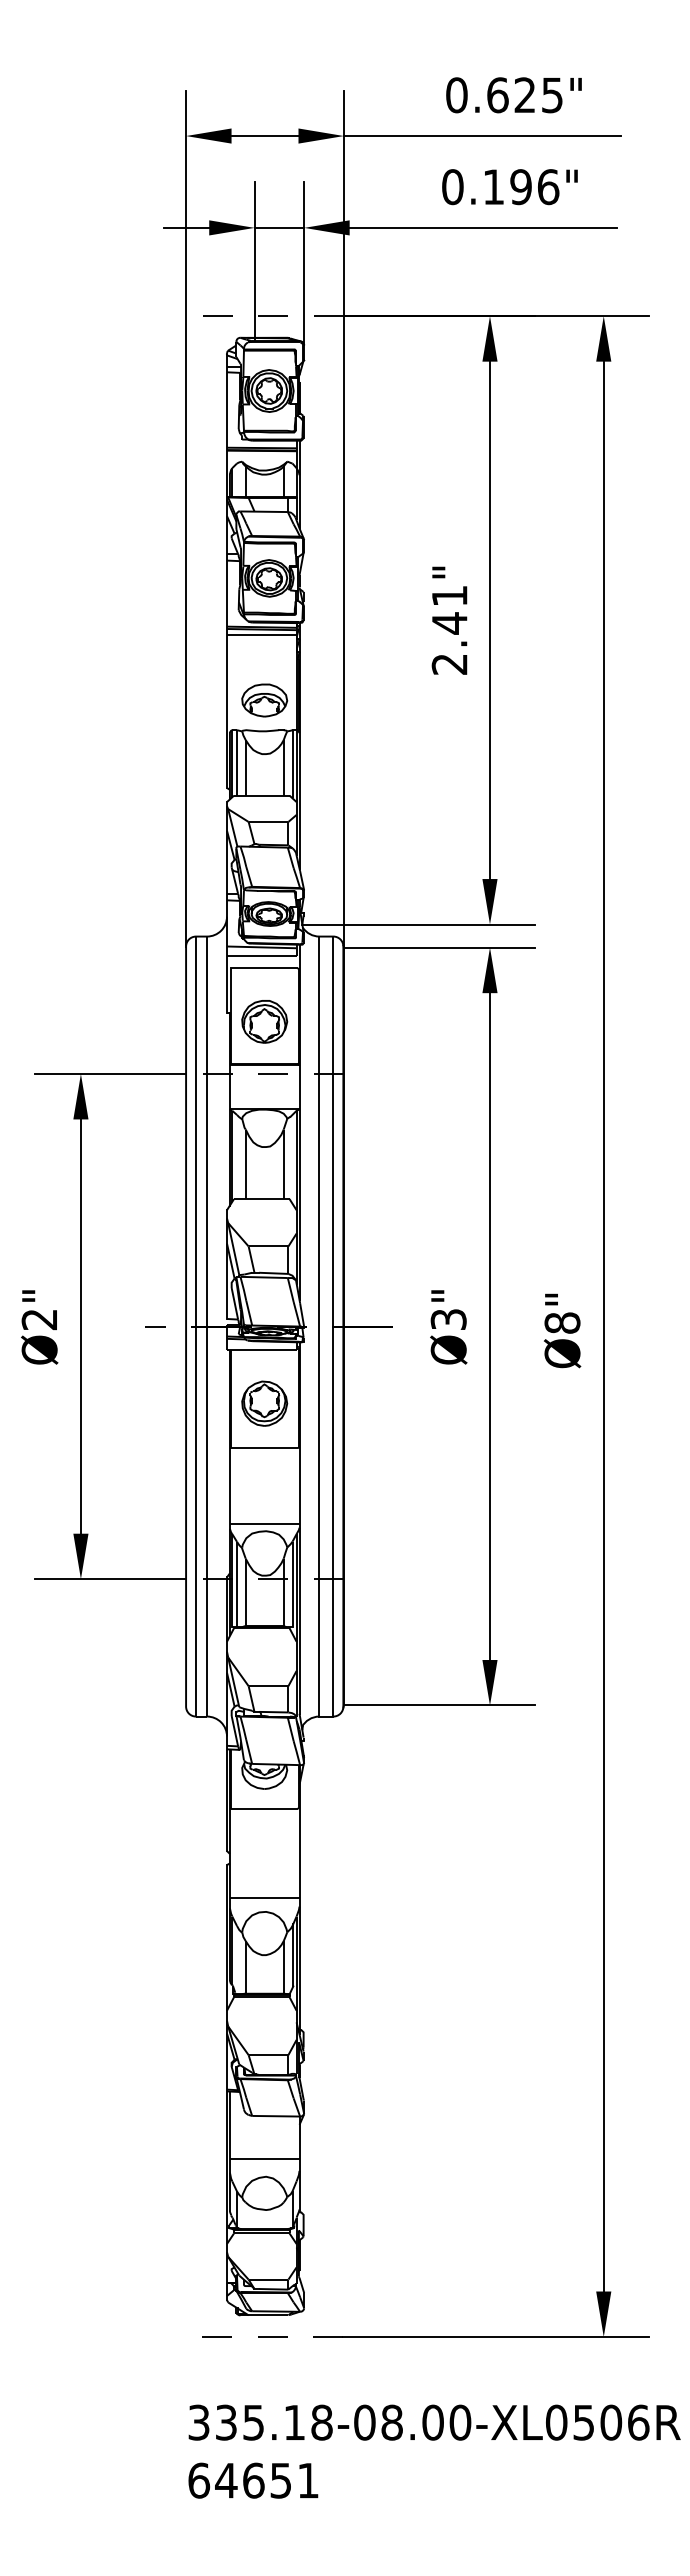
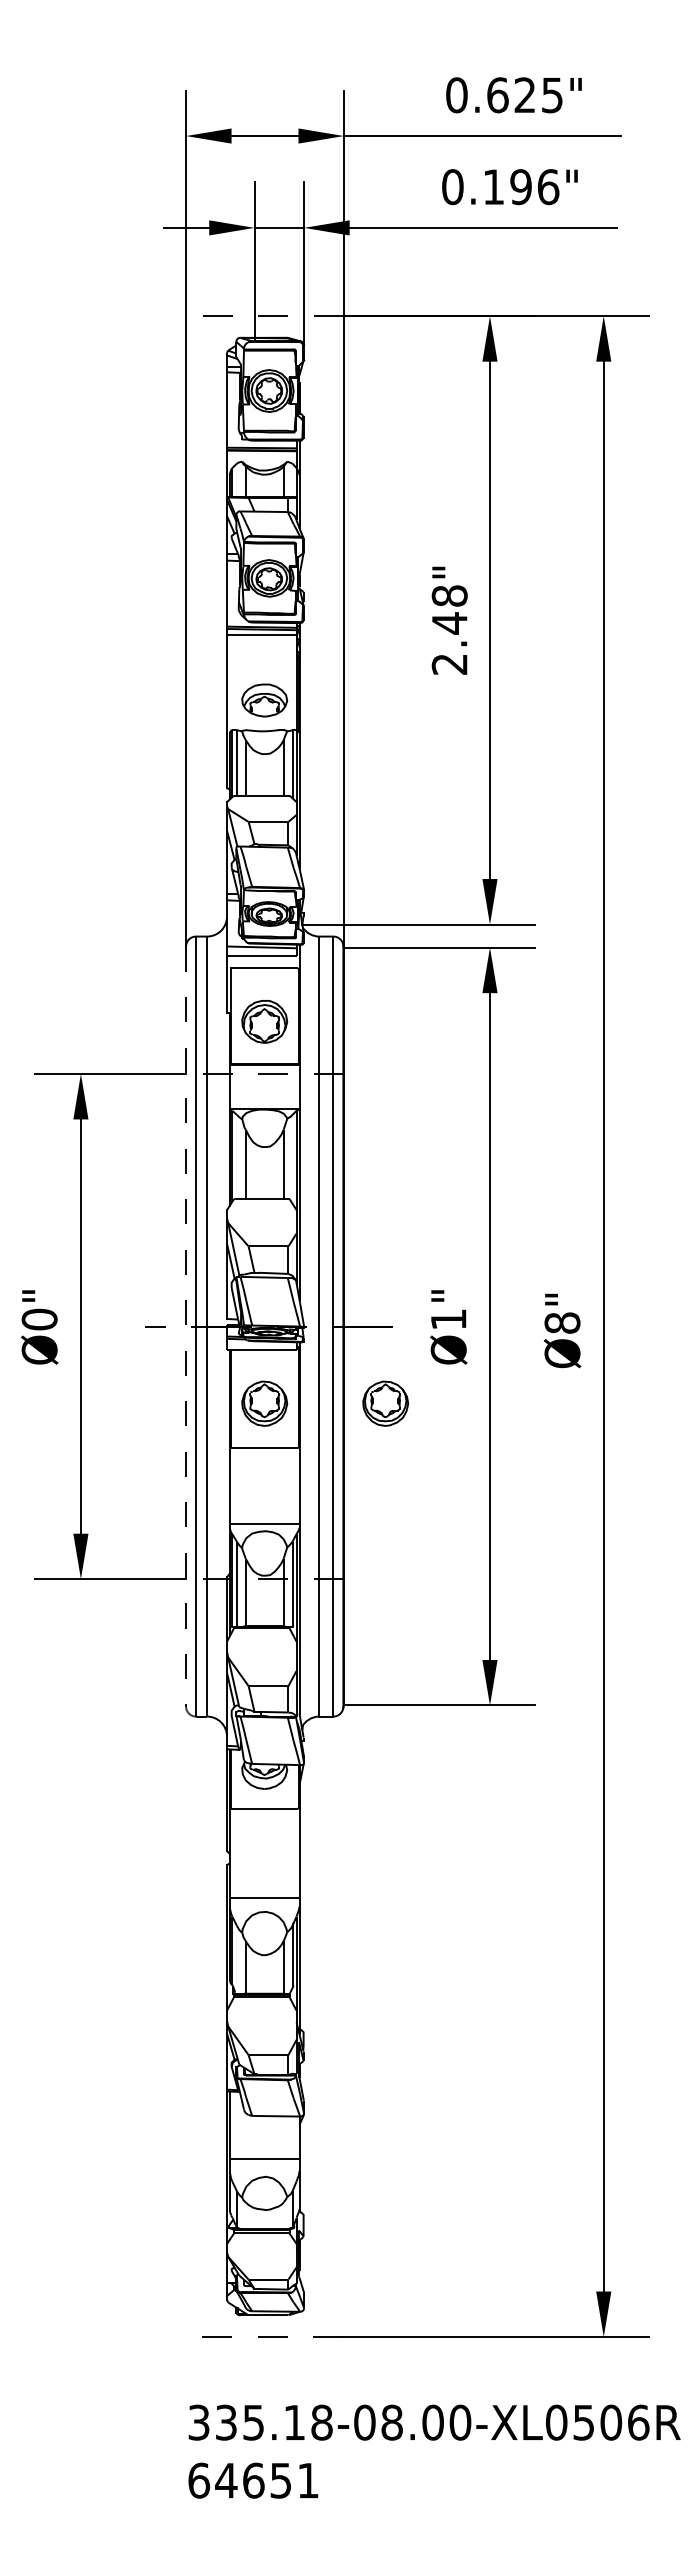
text: 2.41" -> 2.48" (449, 595)
text: Ø2" -> Ø0" (39, 1319)
text: Ø3" -> Ø1" (448, 1319)
line: solid -> dashed (186, 1339)
part: none -> present (385, 1403)
